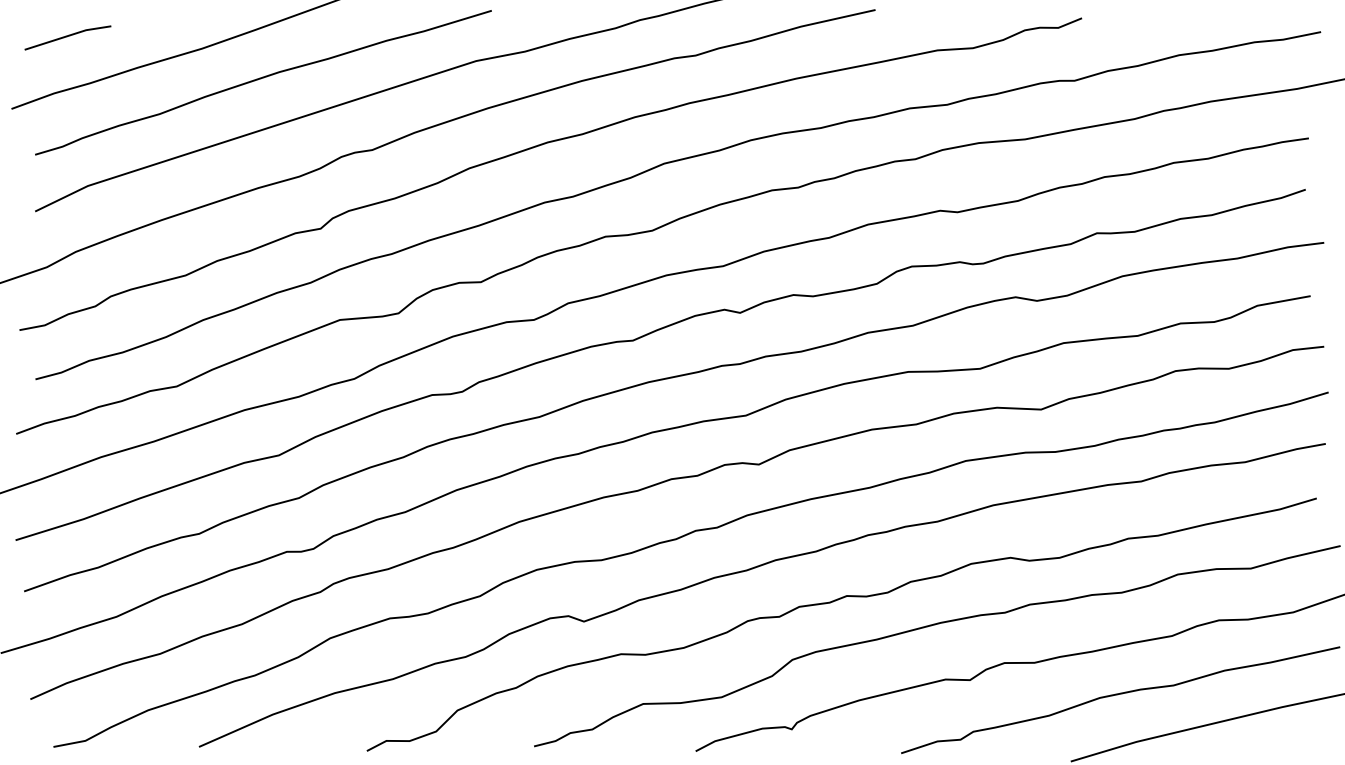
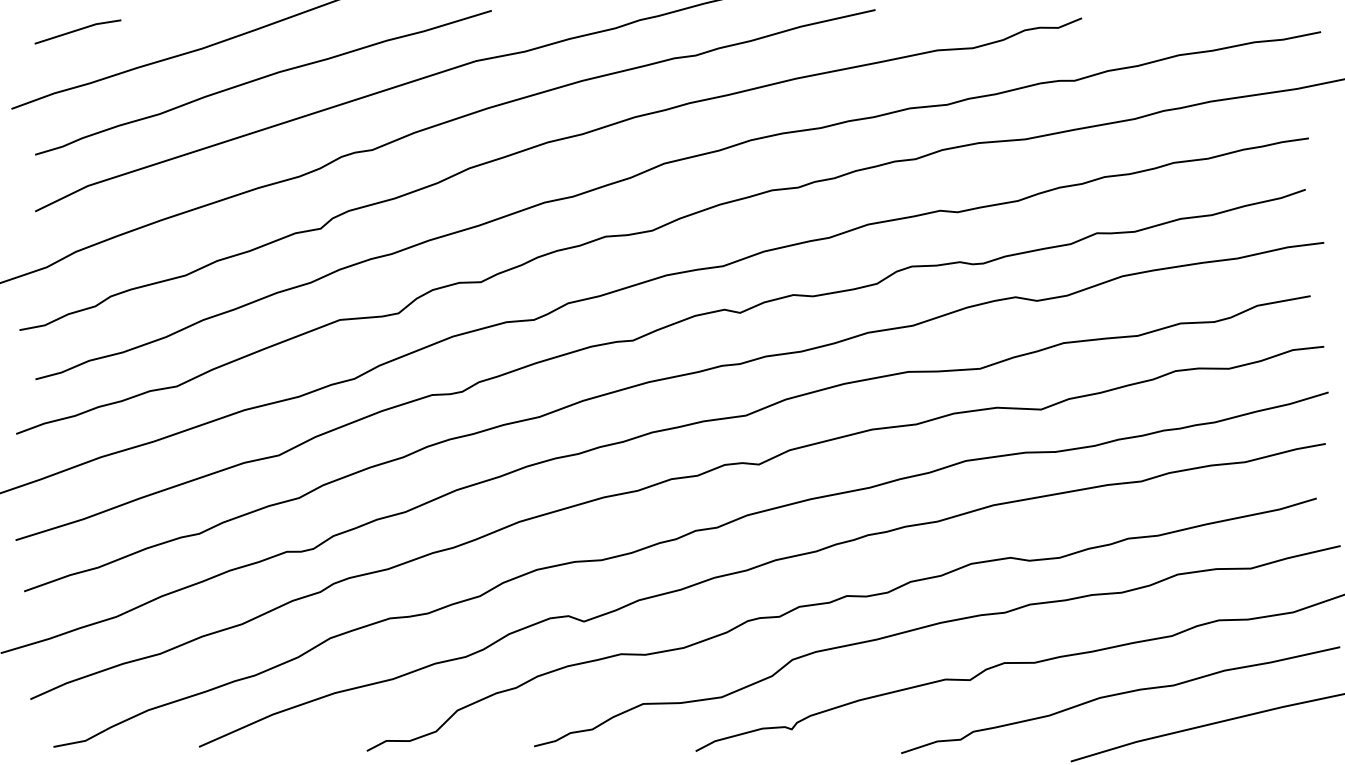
line position: (67, 37) -> (77, 31) (77, 31)
